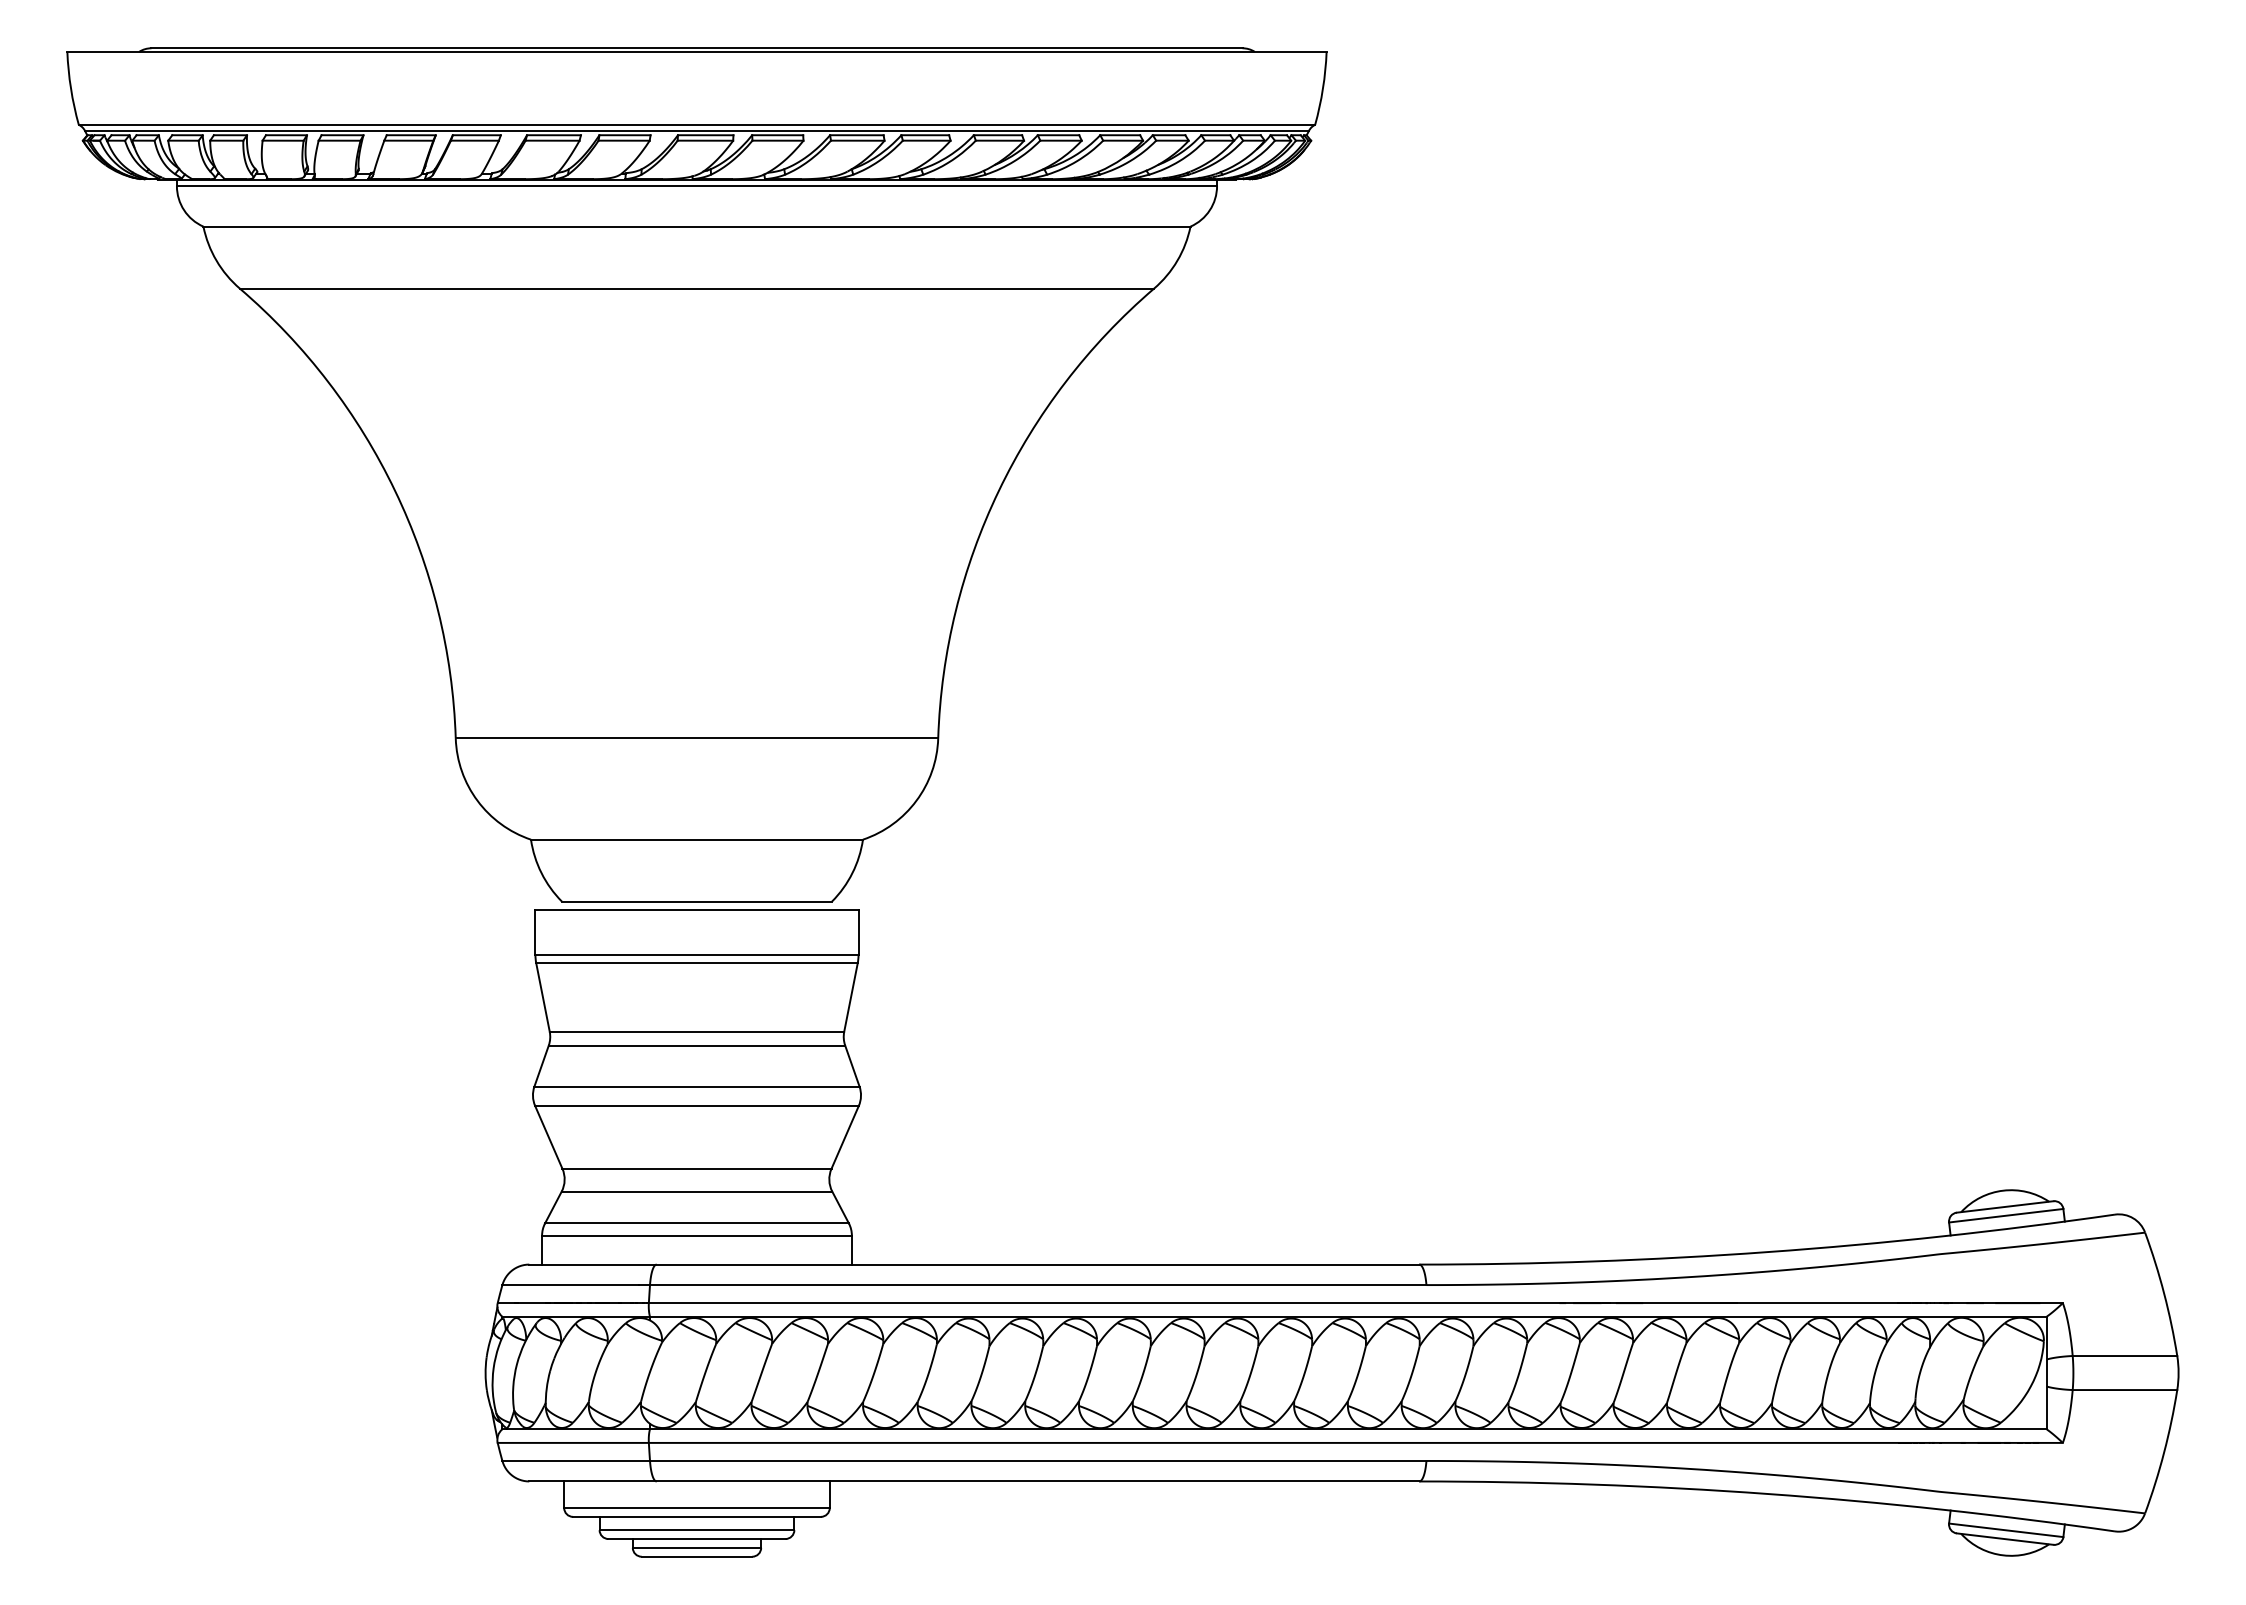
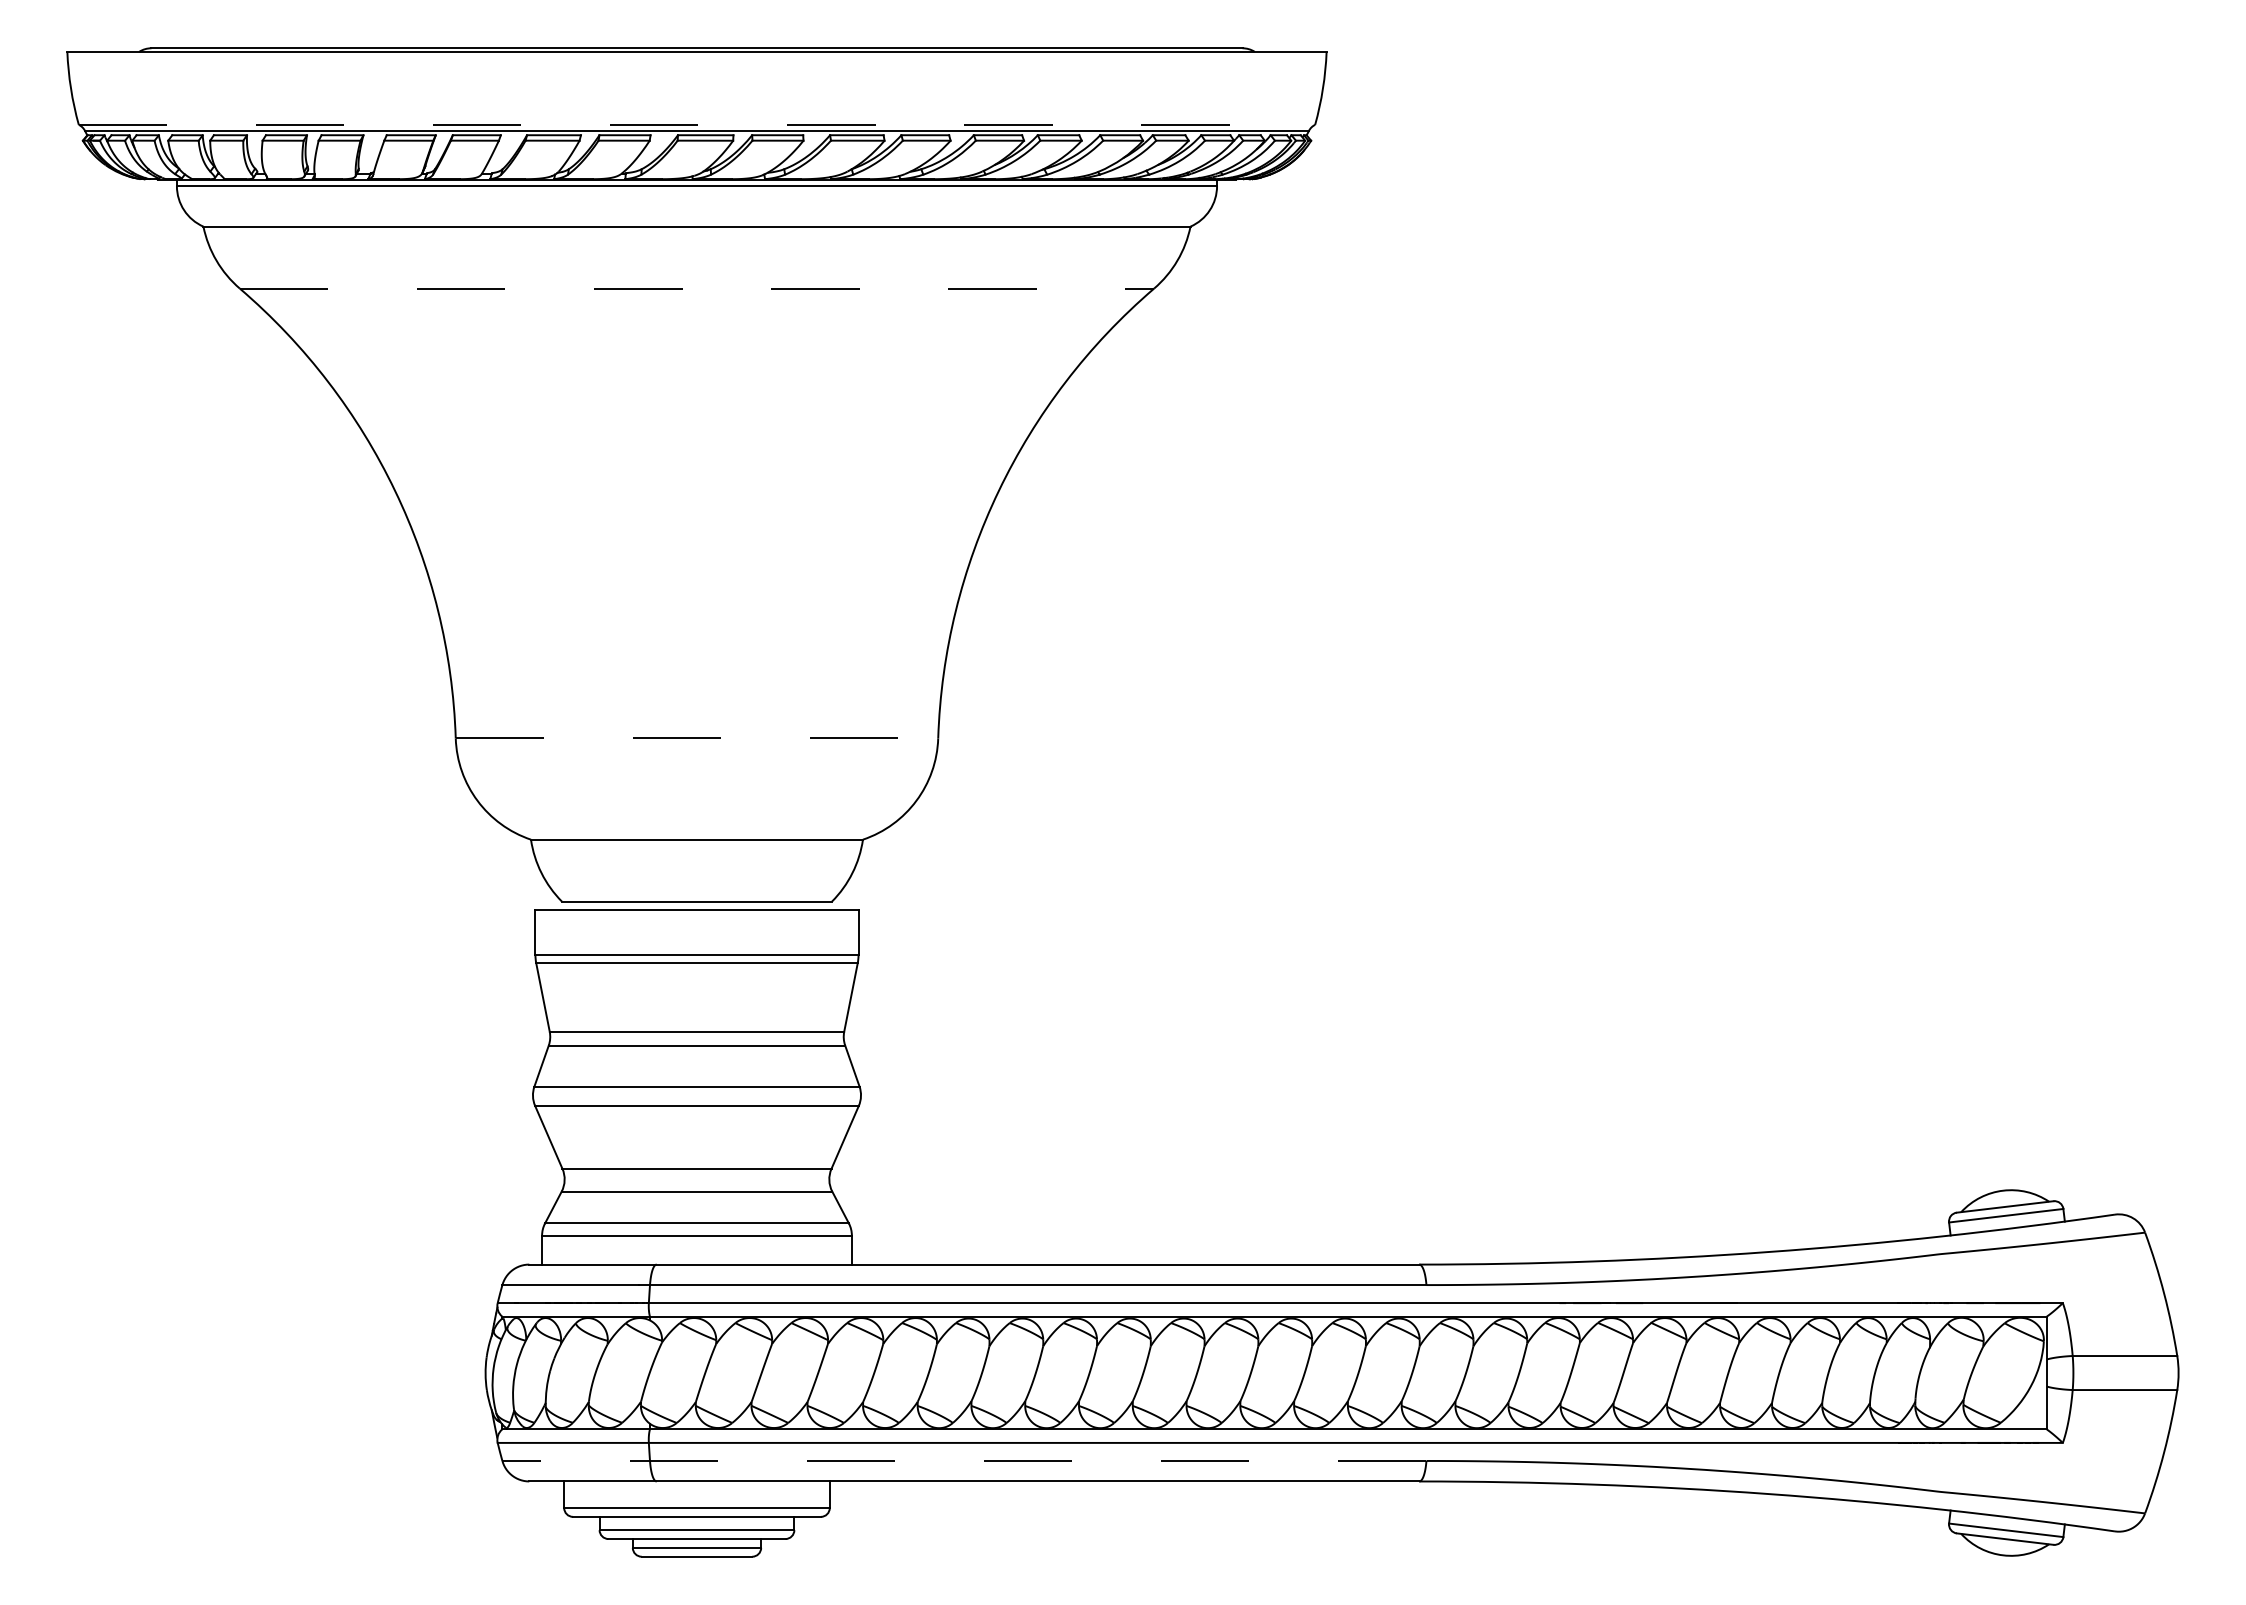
line: solid -> dashed (697, 124)
line: solid -> dashed (697, 288)
line: solid -> dashed (697, 738)
line: solid -> dashed (963, 1460)
